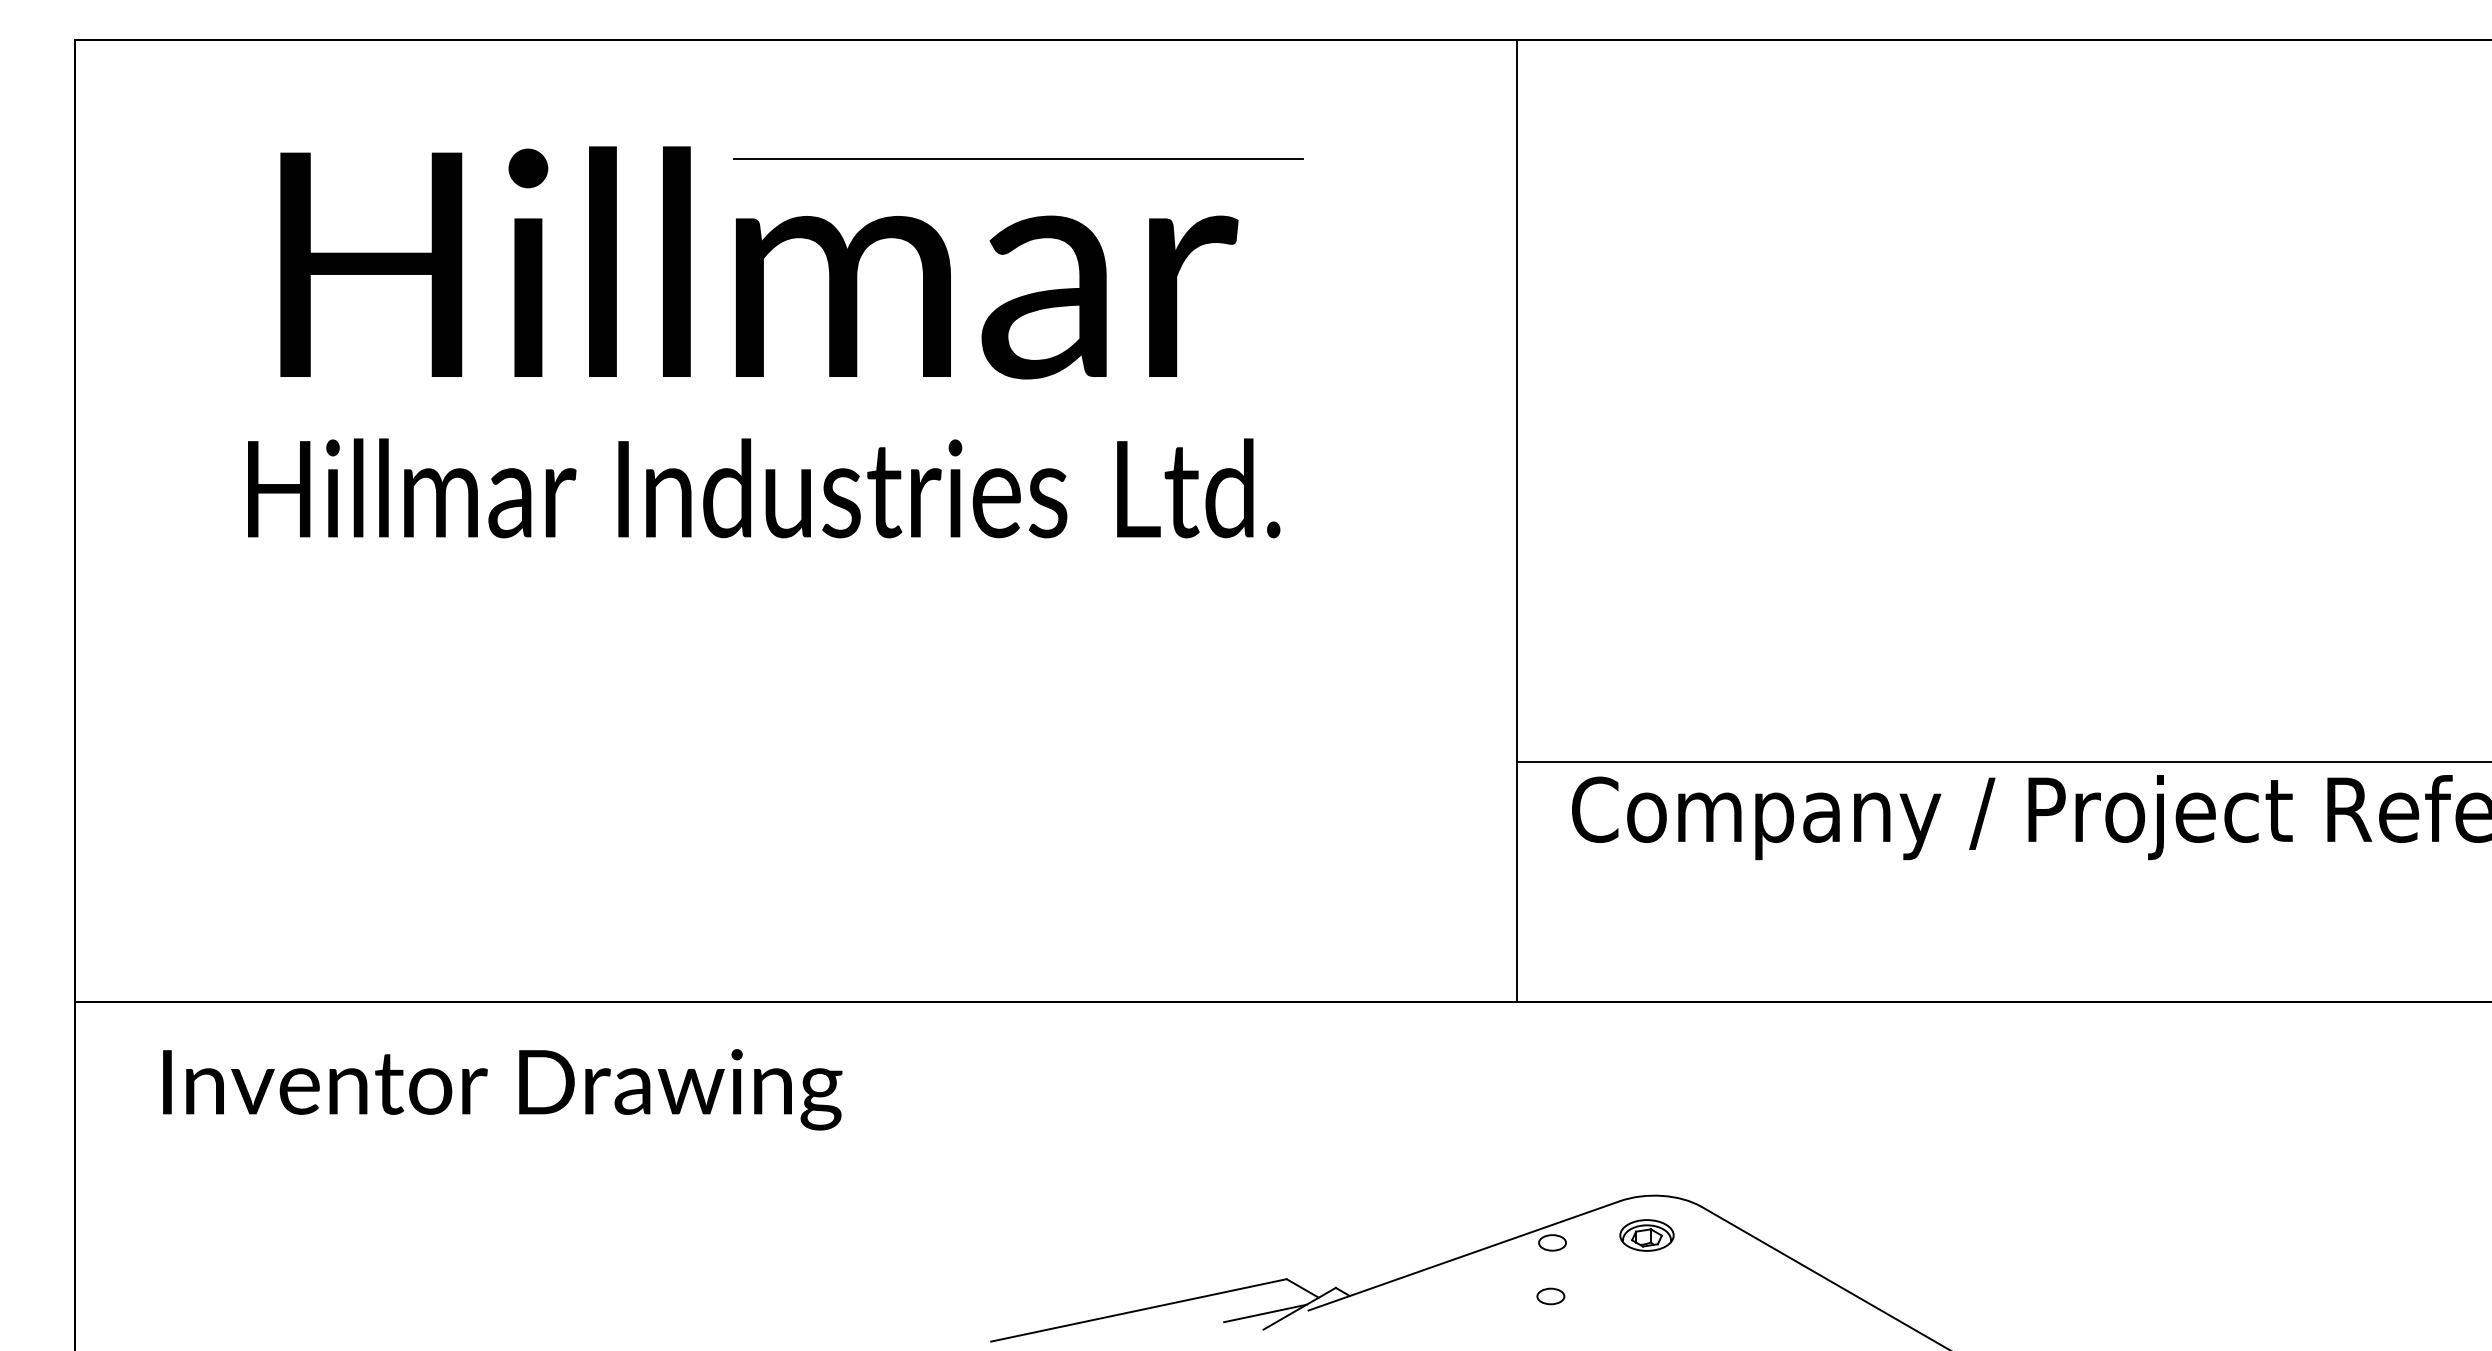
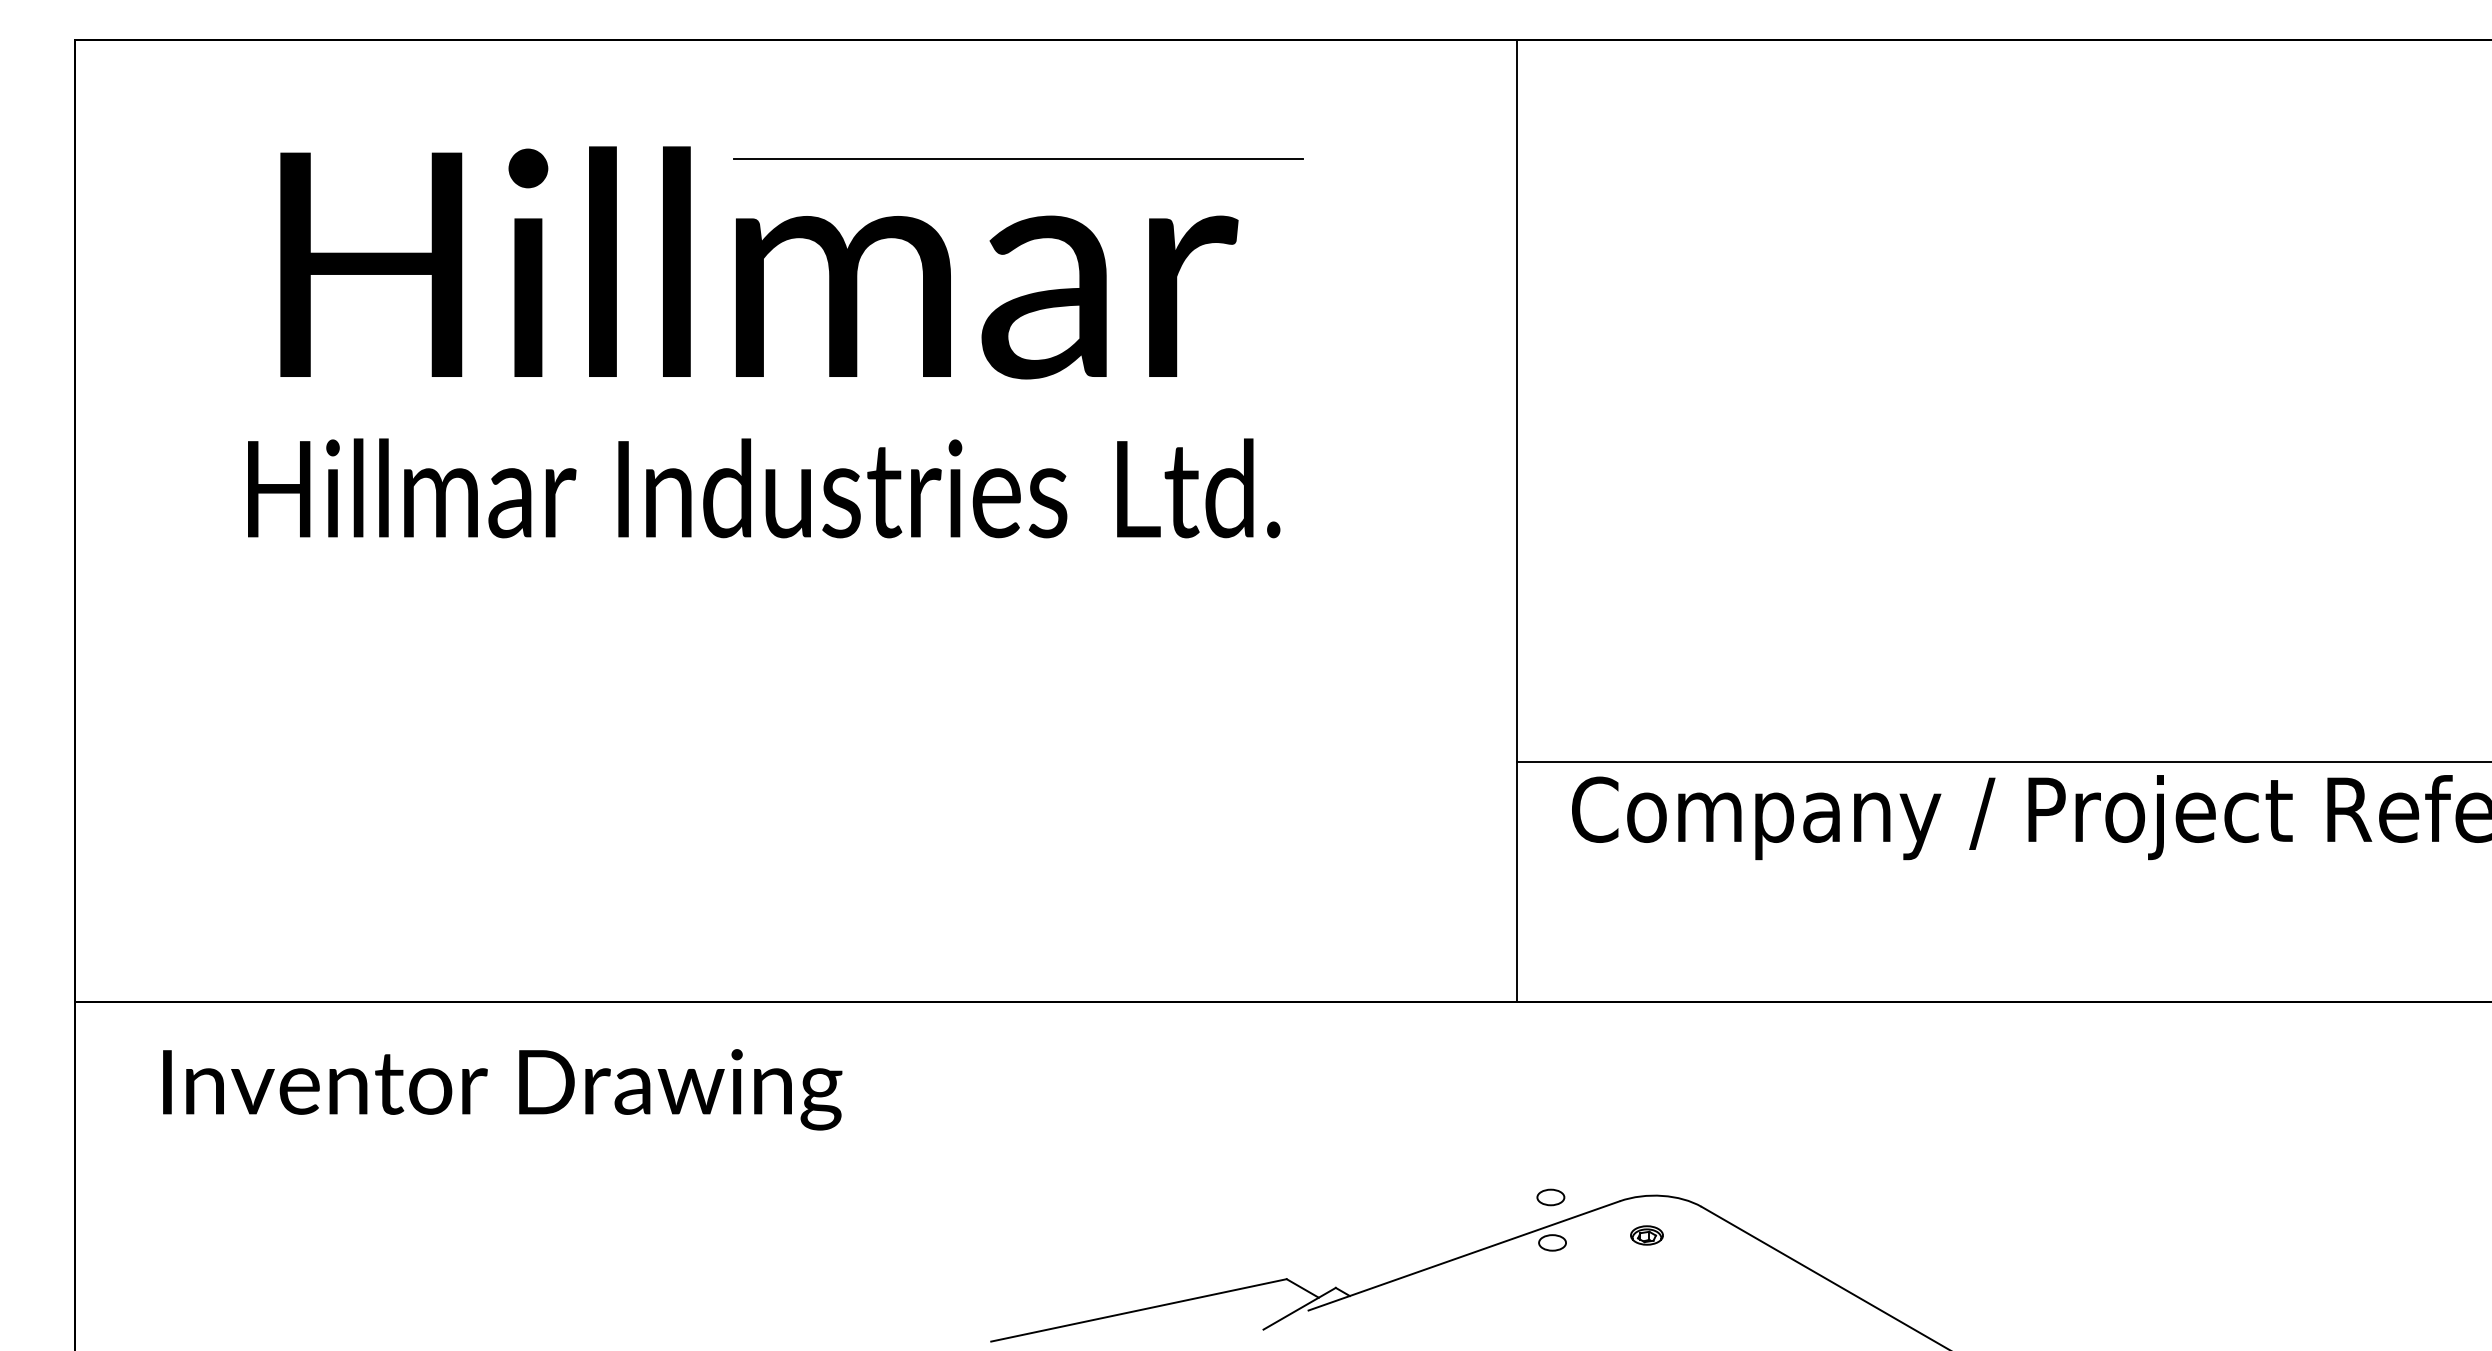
part size: 56x33 px -> 34x21 px (1646, 1235)
part position: (1550, 1296) -> (1550, 1197) (1550, 1197)
line: present -> none (1265, 1313)
